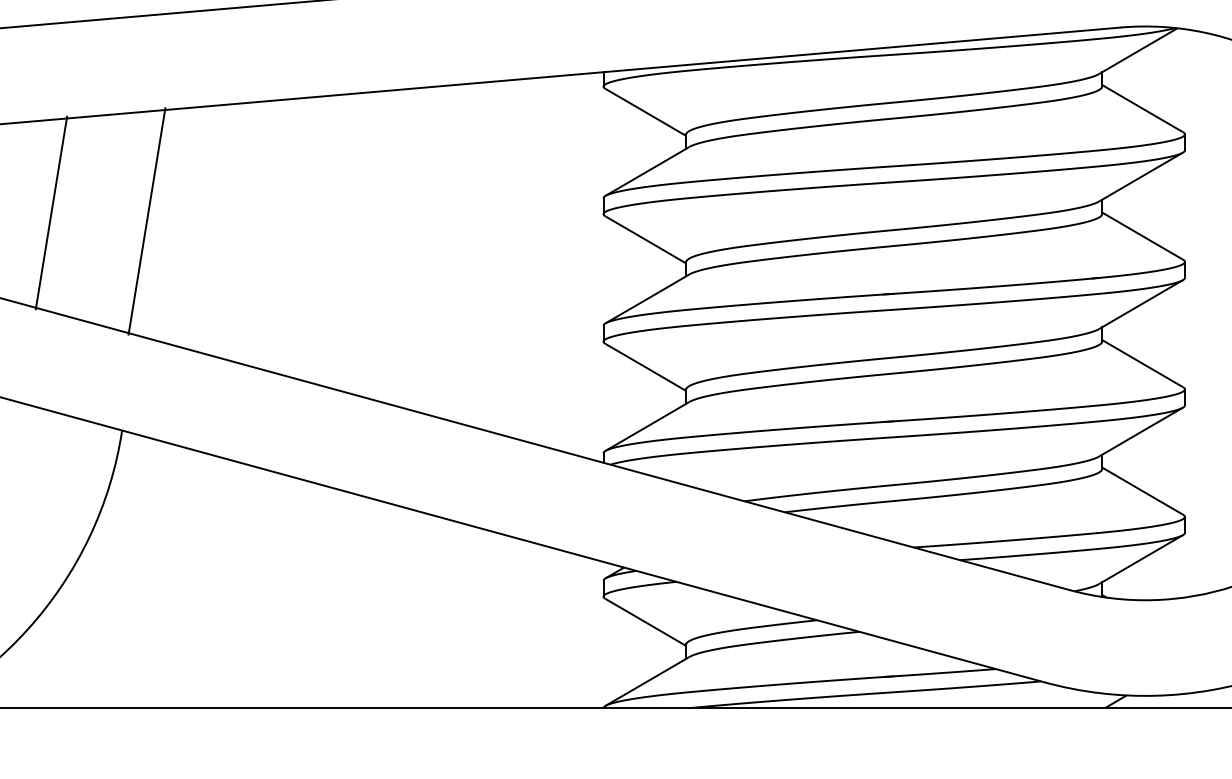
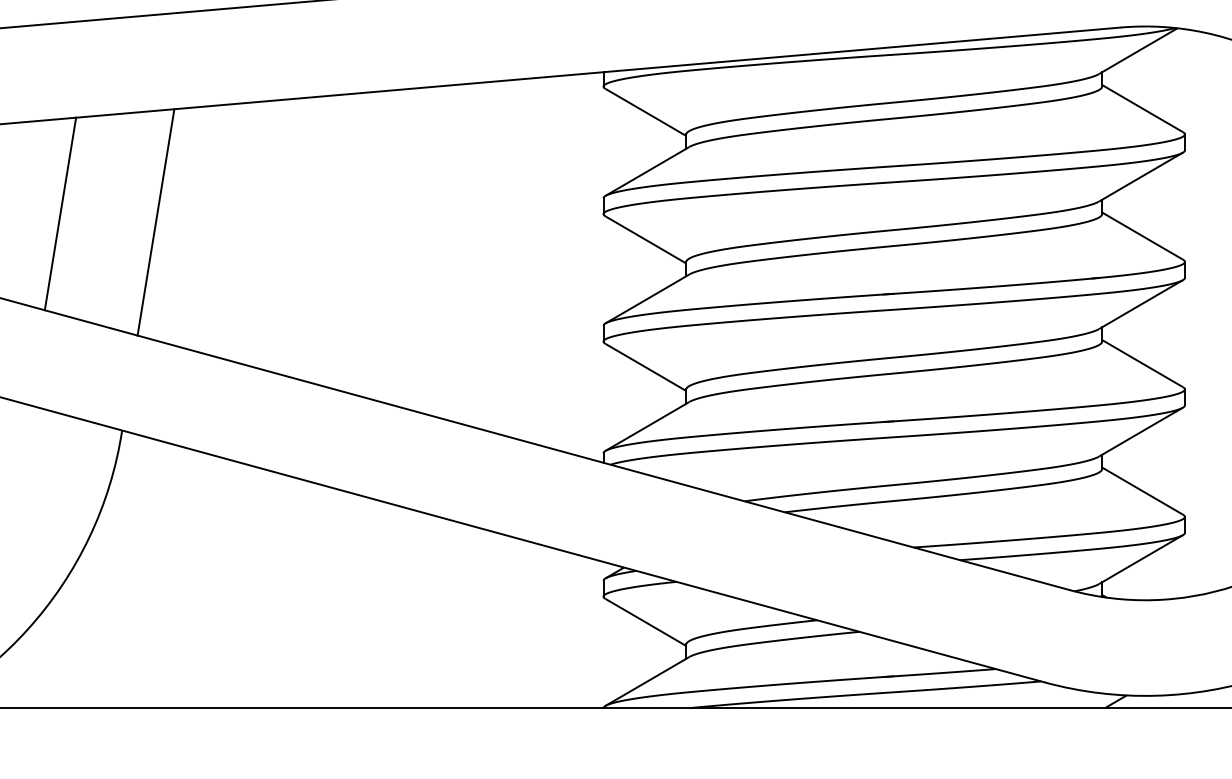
line position: (51, 212) -> (60, 213) (60, 213)
line position: (146, 221) -> (155, 222) (155, 222)
